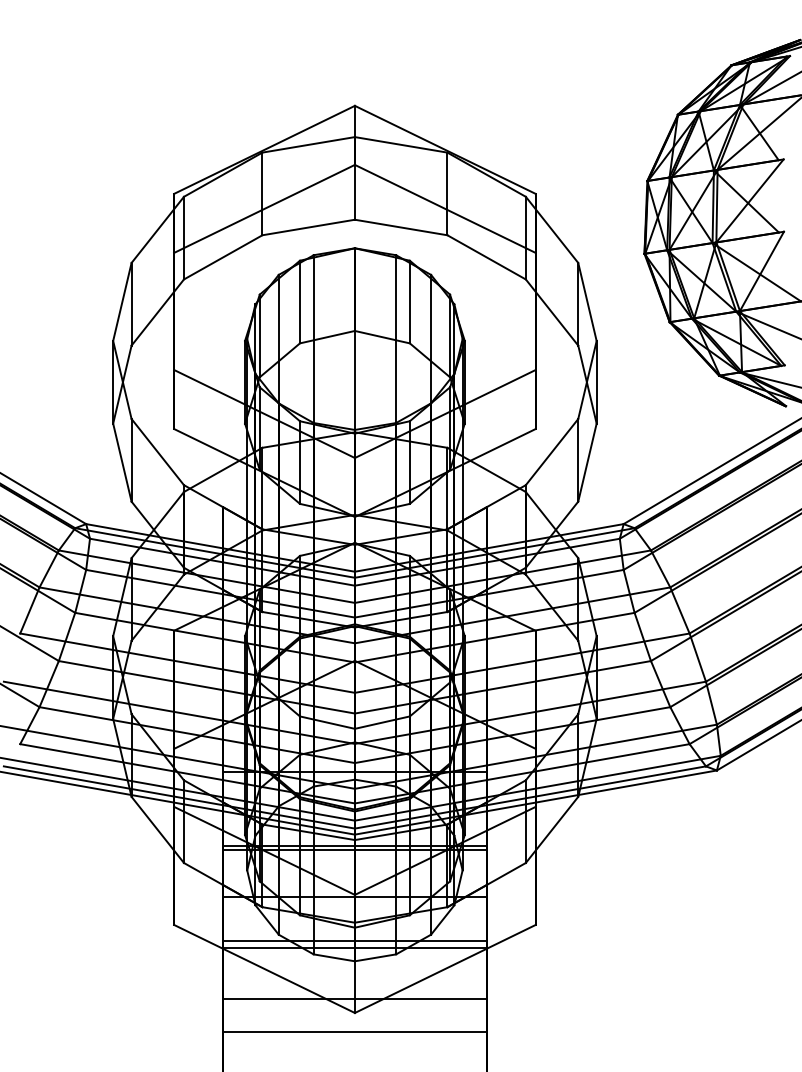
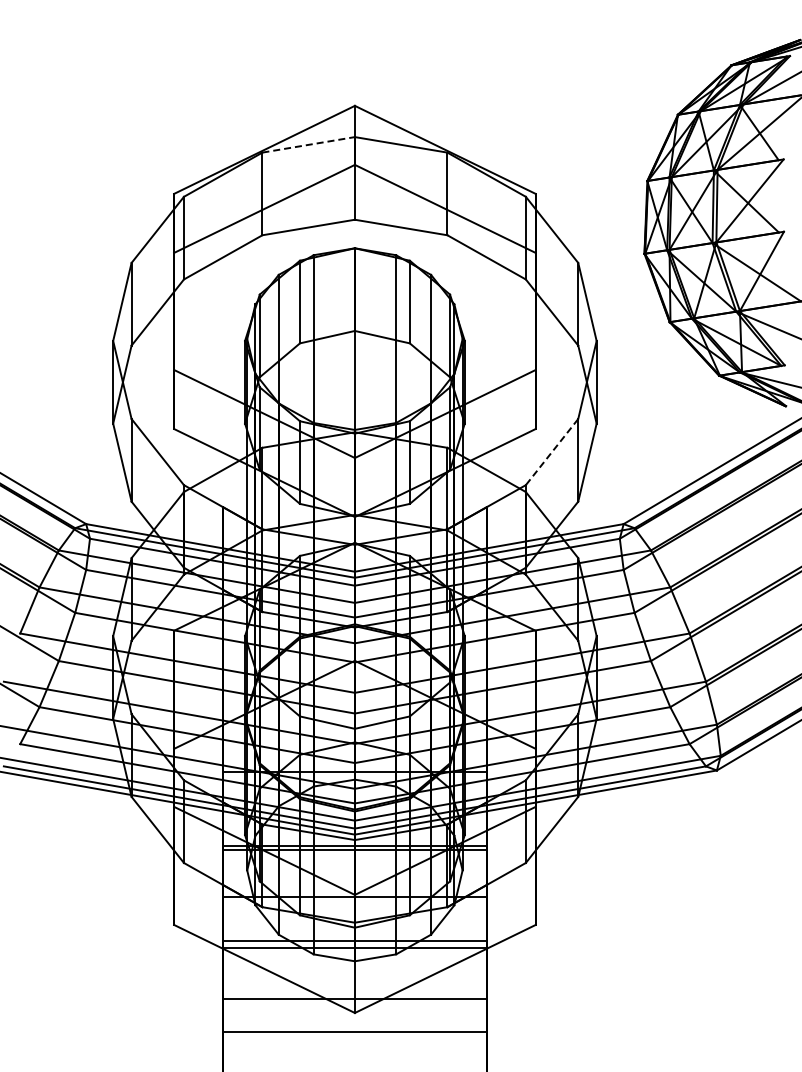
line: solid -> dashed (308, 144)
line: solid -> dashed (551, 452)
